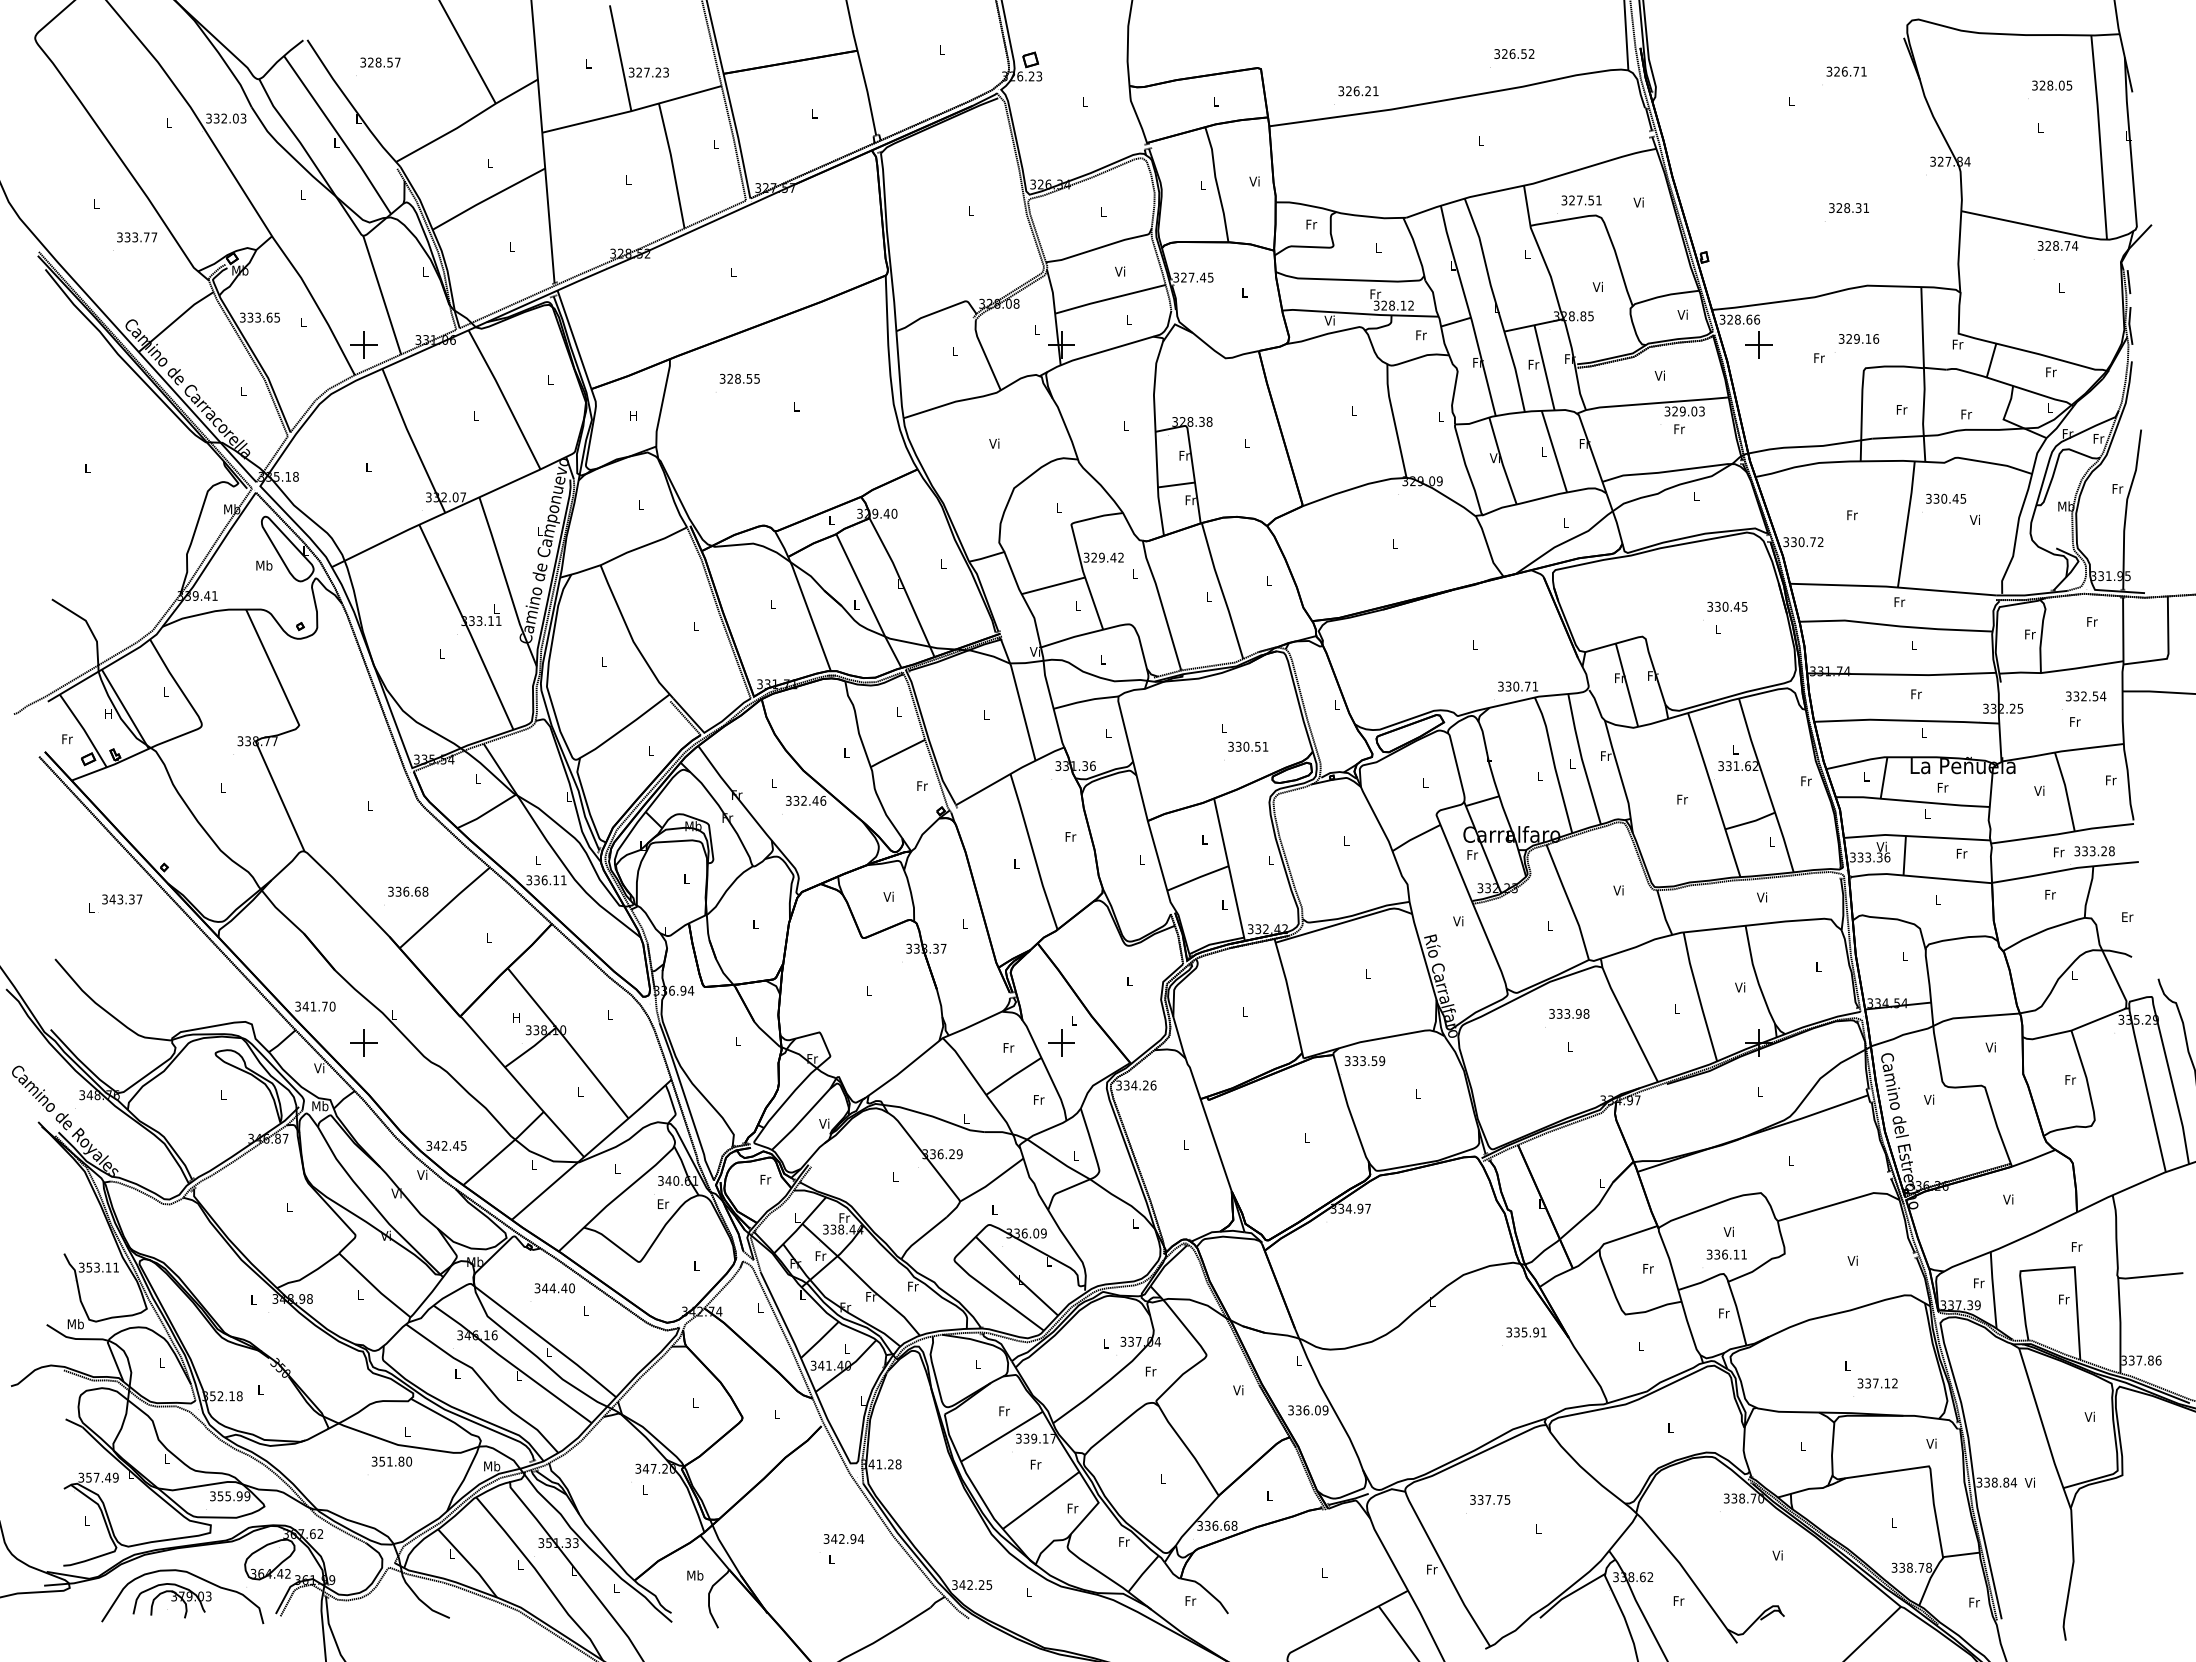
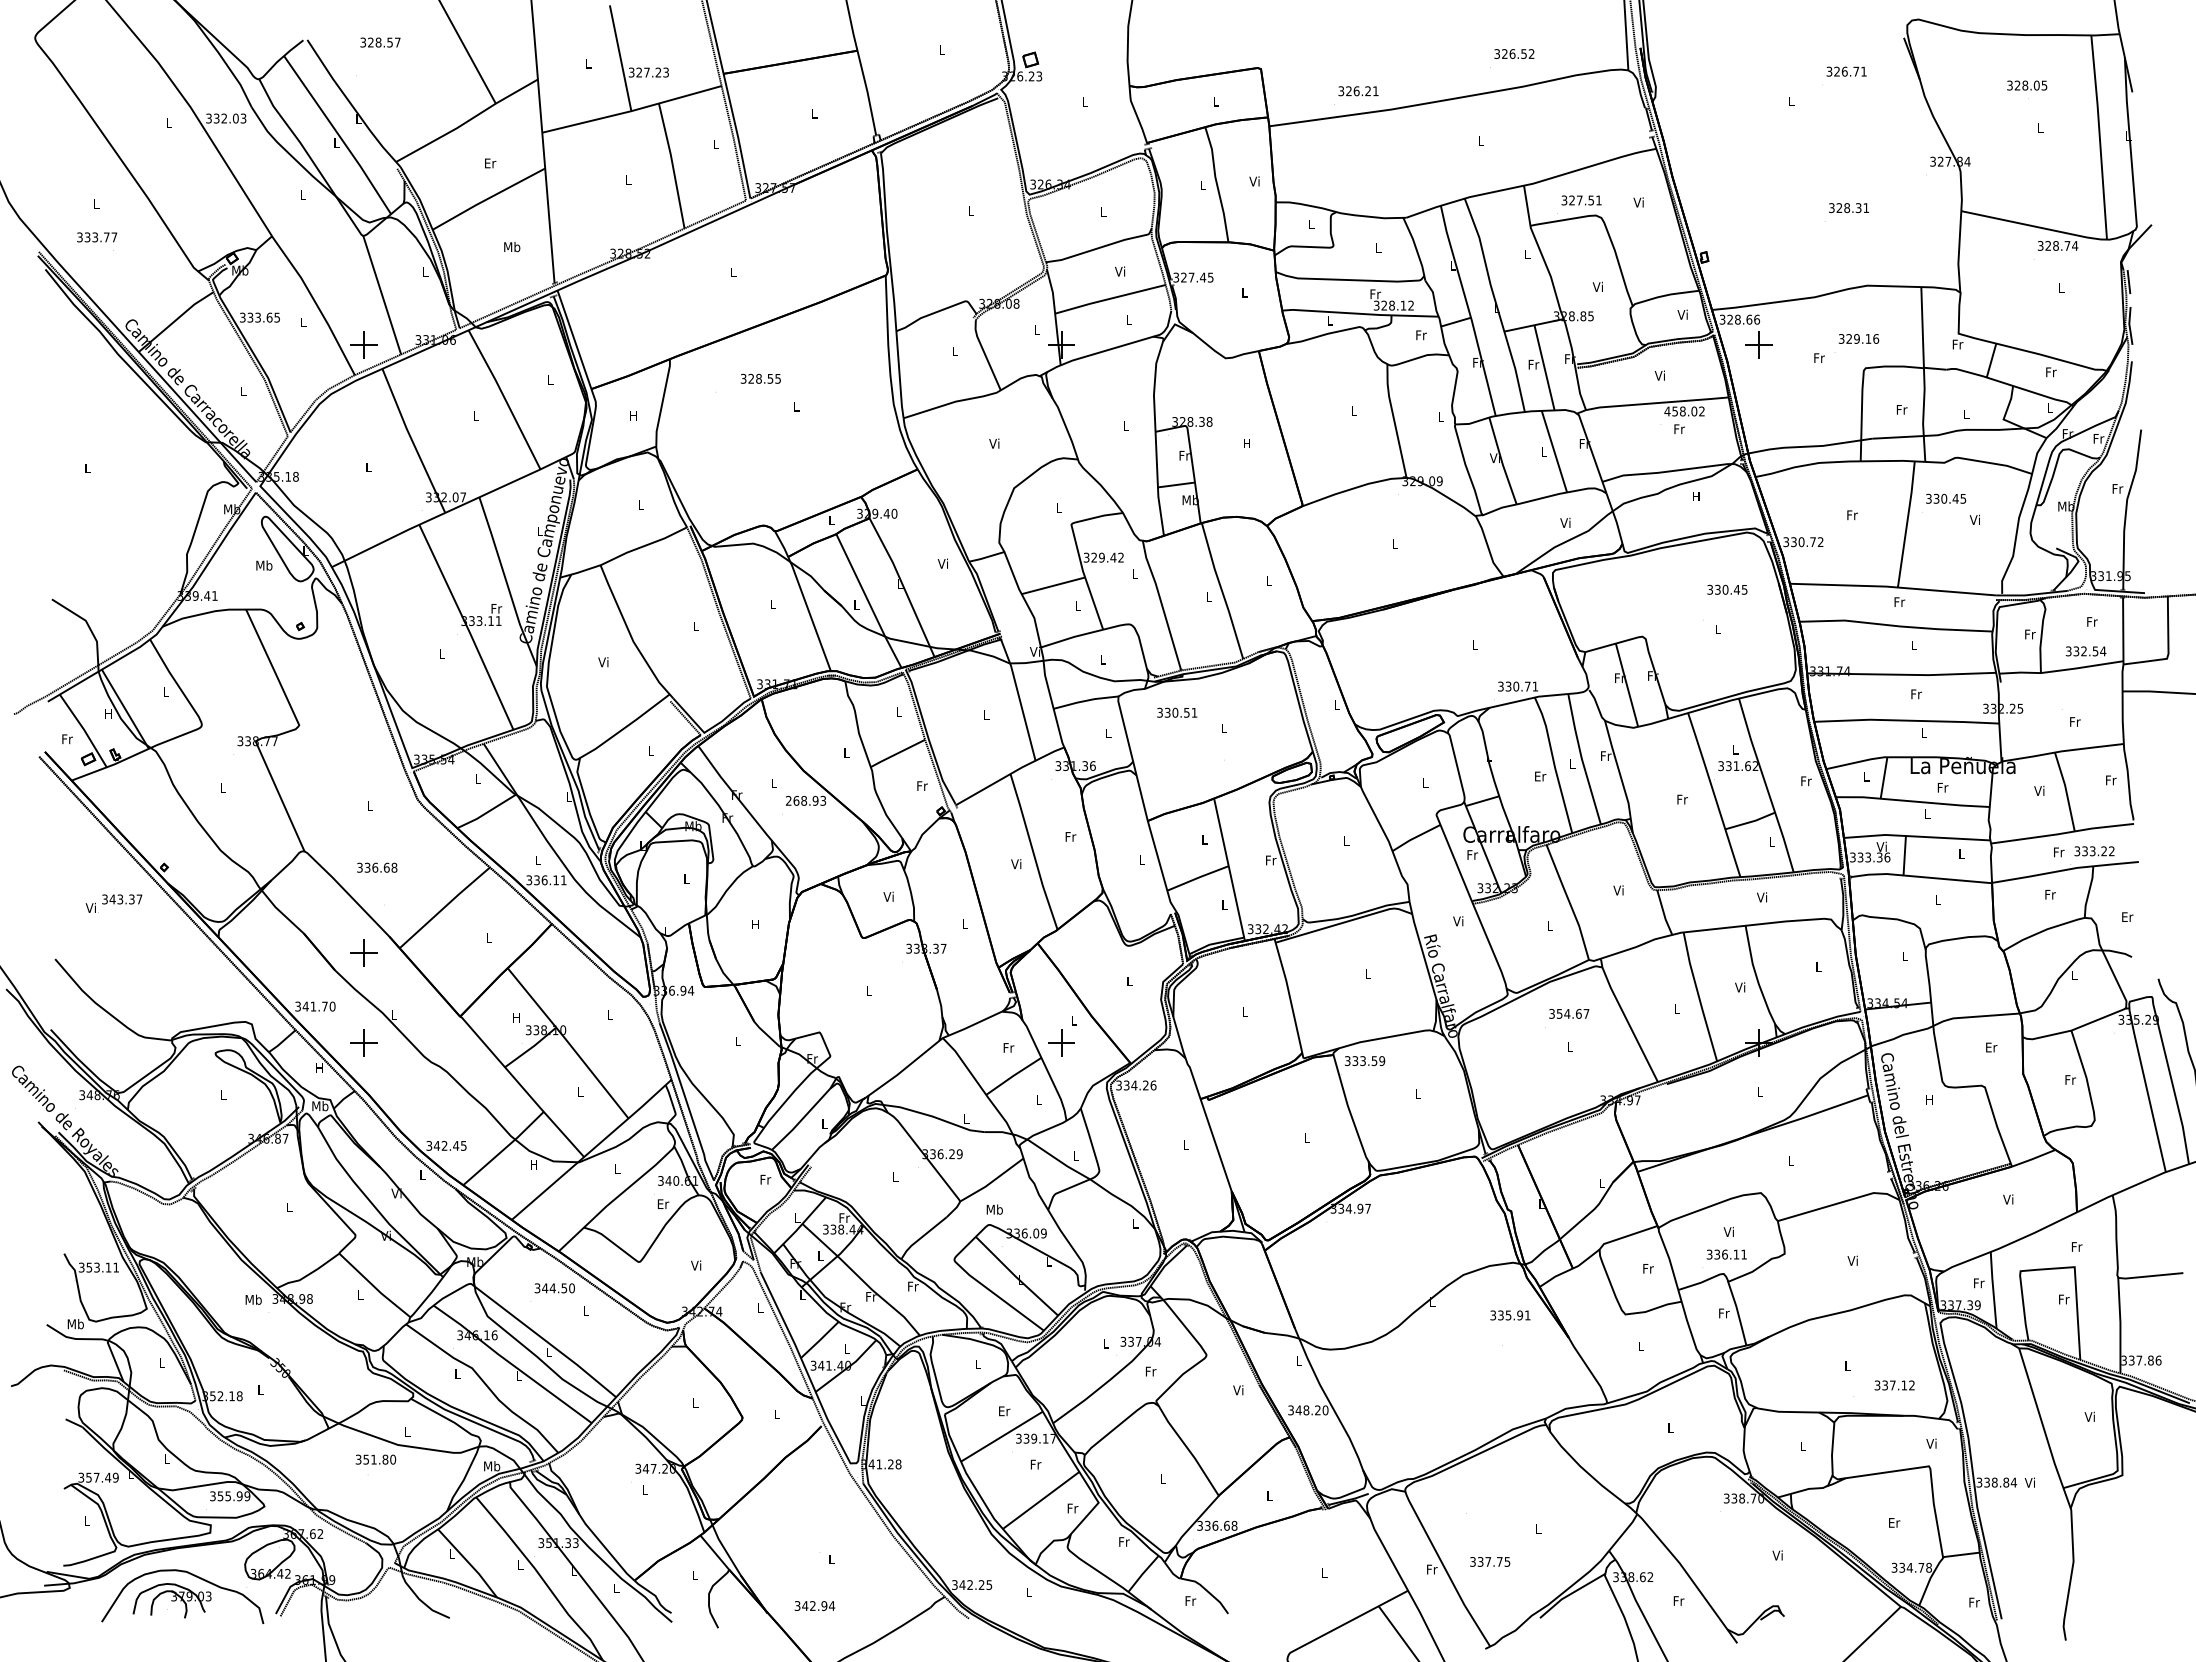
text position: (380, 62) -> (380, 42) (380, 42)
text position: (2052, 85) -> (2027, 85) (2027, 85)
text: L -> Er (490, 163)
text: Fr -> L (1311, 224)
text position: (137, 237) -> (97, 237) (97, 237)
text: L -> Mb (512, 247)
text: Vi -> L (1329, 320)
text position: (739, 378) -> (760, 378) (760, 378)
text: 329.03 -> 458.02 (1684, 411)
text: Fr -> L (1966, 414)
text: L -> H (1246, 443)
text: L -> H (1696, 496)
text: Fr -> Mb (1190, 500)
text: L -> Vi (1565, 522)
text: L -> Vi (942, 563)
text position: (1727, 606) -> (1727, 589) (1727, 589)
text: L -> Fr (496, 608)
text: L -> Vi (603, 662)
text position: (2086, 696) -> (2086, 651) (2086, 651)
text position: (1248, 746) -> (1177, 712) (1177, 712)
text: L -> Er (1540, 776)
text: 332.46 -> 268.93 (806, 800)
text: 333.28 -> 333.22 (2111, 851)
text: Fr -> L (1961, 853)
text: L -> Fr (1271, 860)
text: L -> Vi (1016, 864)
text position: (408, 891) -> (377, 867) (377, 867)
text: L -> Vi (90, 907)
text: L -> H (755, 924)
part: none -> present (363, 952)
text: 333.98 -> 354.67 (1573, 1013)
text: Vi -> Er (1991, 1047)
text: Vi -> H (319, 1068)
text: Fr -> L (1039, 1099)
text: Vi -> H (1929, 1099)
text: Vi -> L (824, 1123)
text: L -> H (533, 1164)
text: Vi -> L (422, 1174)
text: L -> Mb (994, 1209)
text: Fr -> L (820, 1255)
text: L -> Vi (696, 1265)
text: 344.40 -> 344.50 (564, 1288)
text: L -> Mb (253, 1299)
text position: (1526, 1332) -> (1510, 1315) (1510, 1315)
text position: (1877, 1383) -> (1894, 1385) (1894, 1385)
text: 336.09 -> 348.20 (1311, 1410)
text: Fr -> Er (1004, 1411)
text position: (391, 1461) -> (375, 1459) (375, 1459)
text position: (1490, 1499) -> (1490, 1561) (1490, 1561)
text: L -> Er (1894, 1522)
text position: (843, 1538) -> (814, 1605) (814, 1605)
text: 338.78 -> 334.78 (1909, 1567)
text: Mb -> L (695, 1575)
